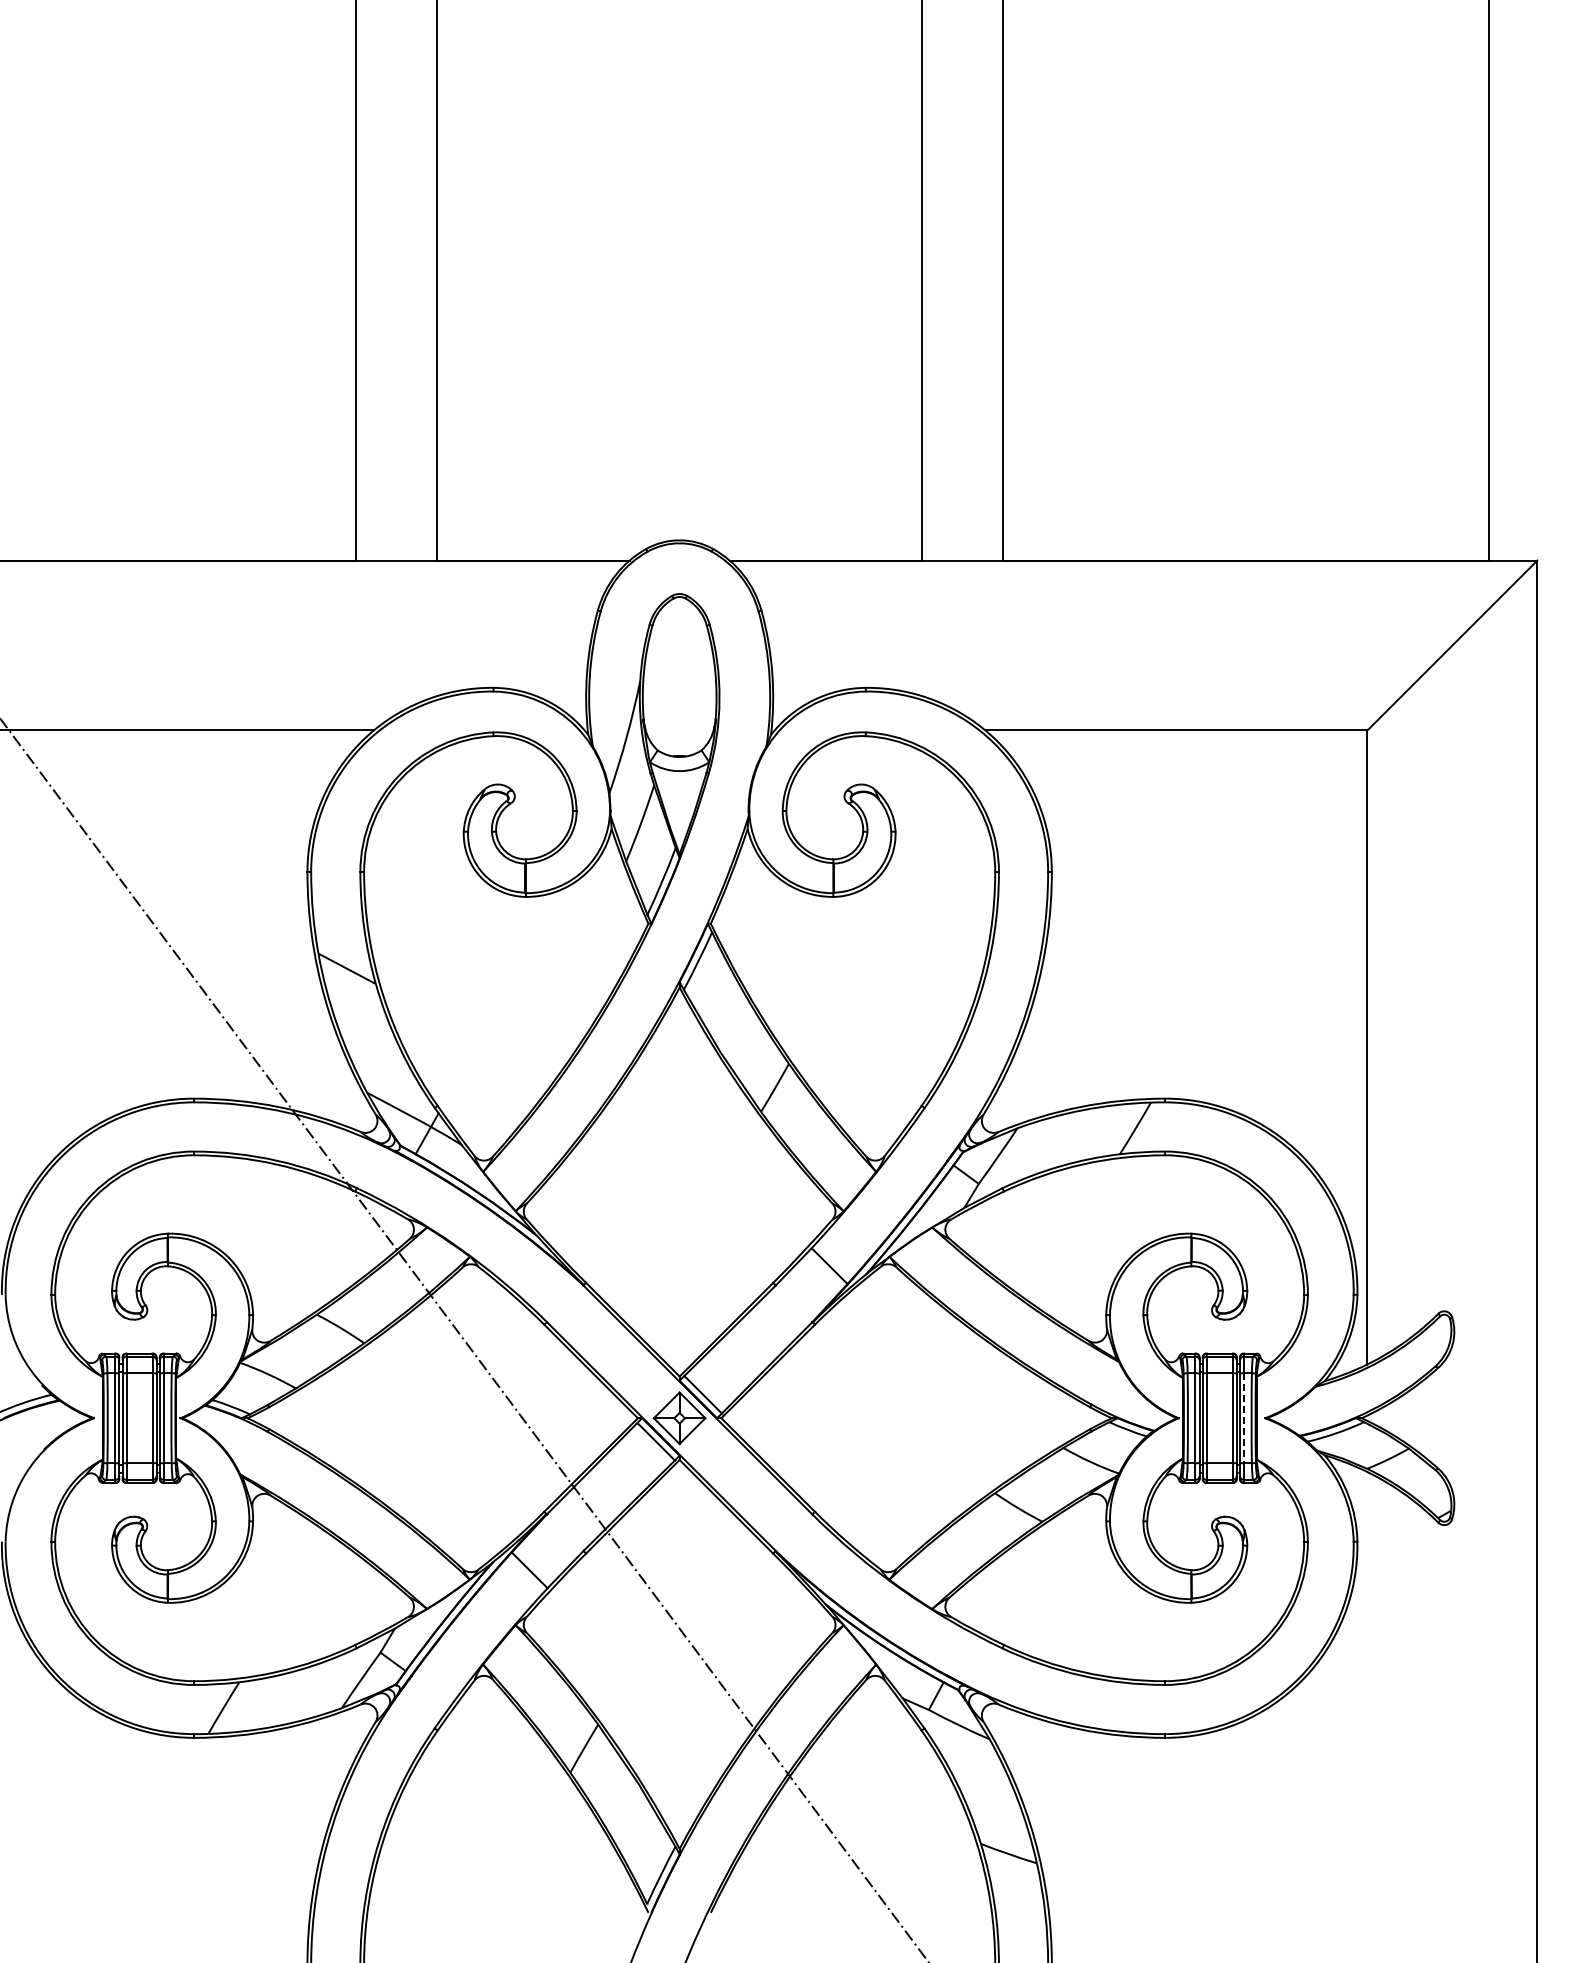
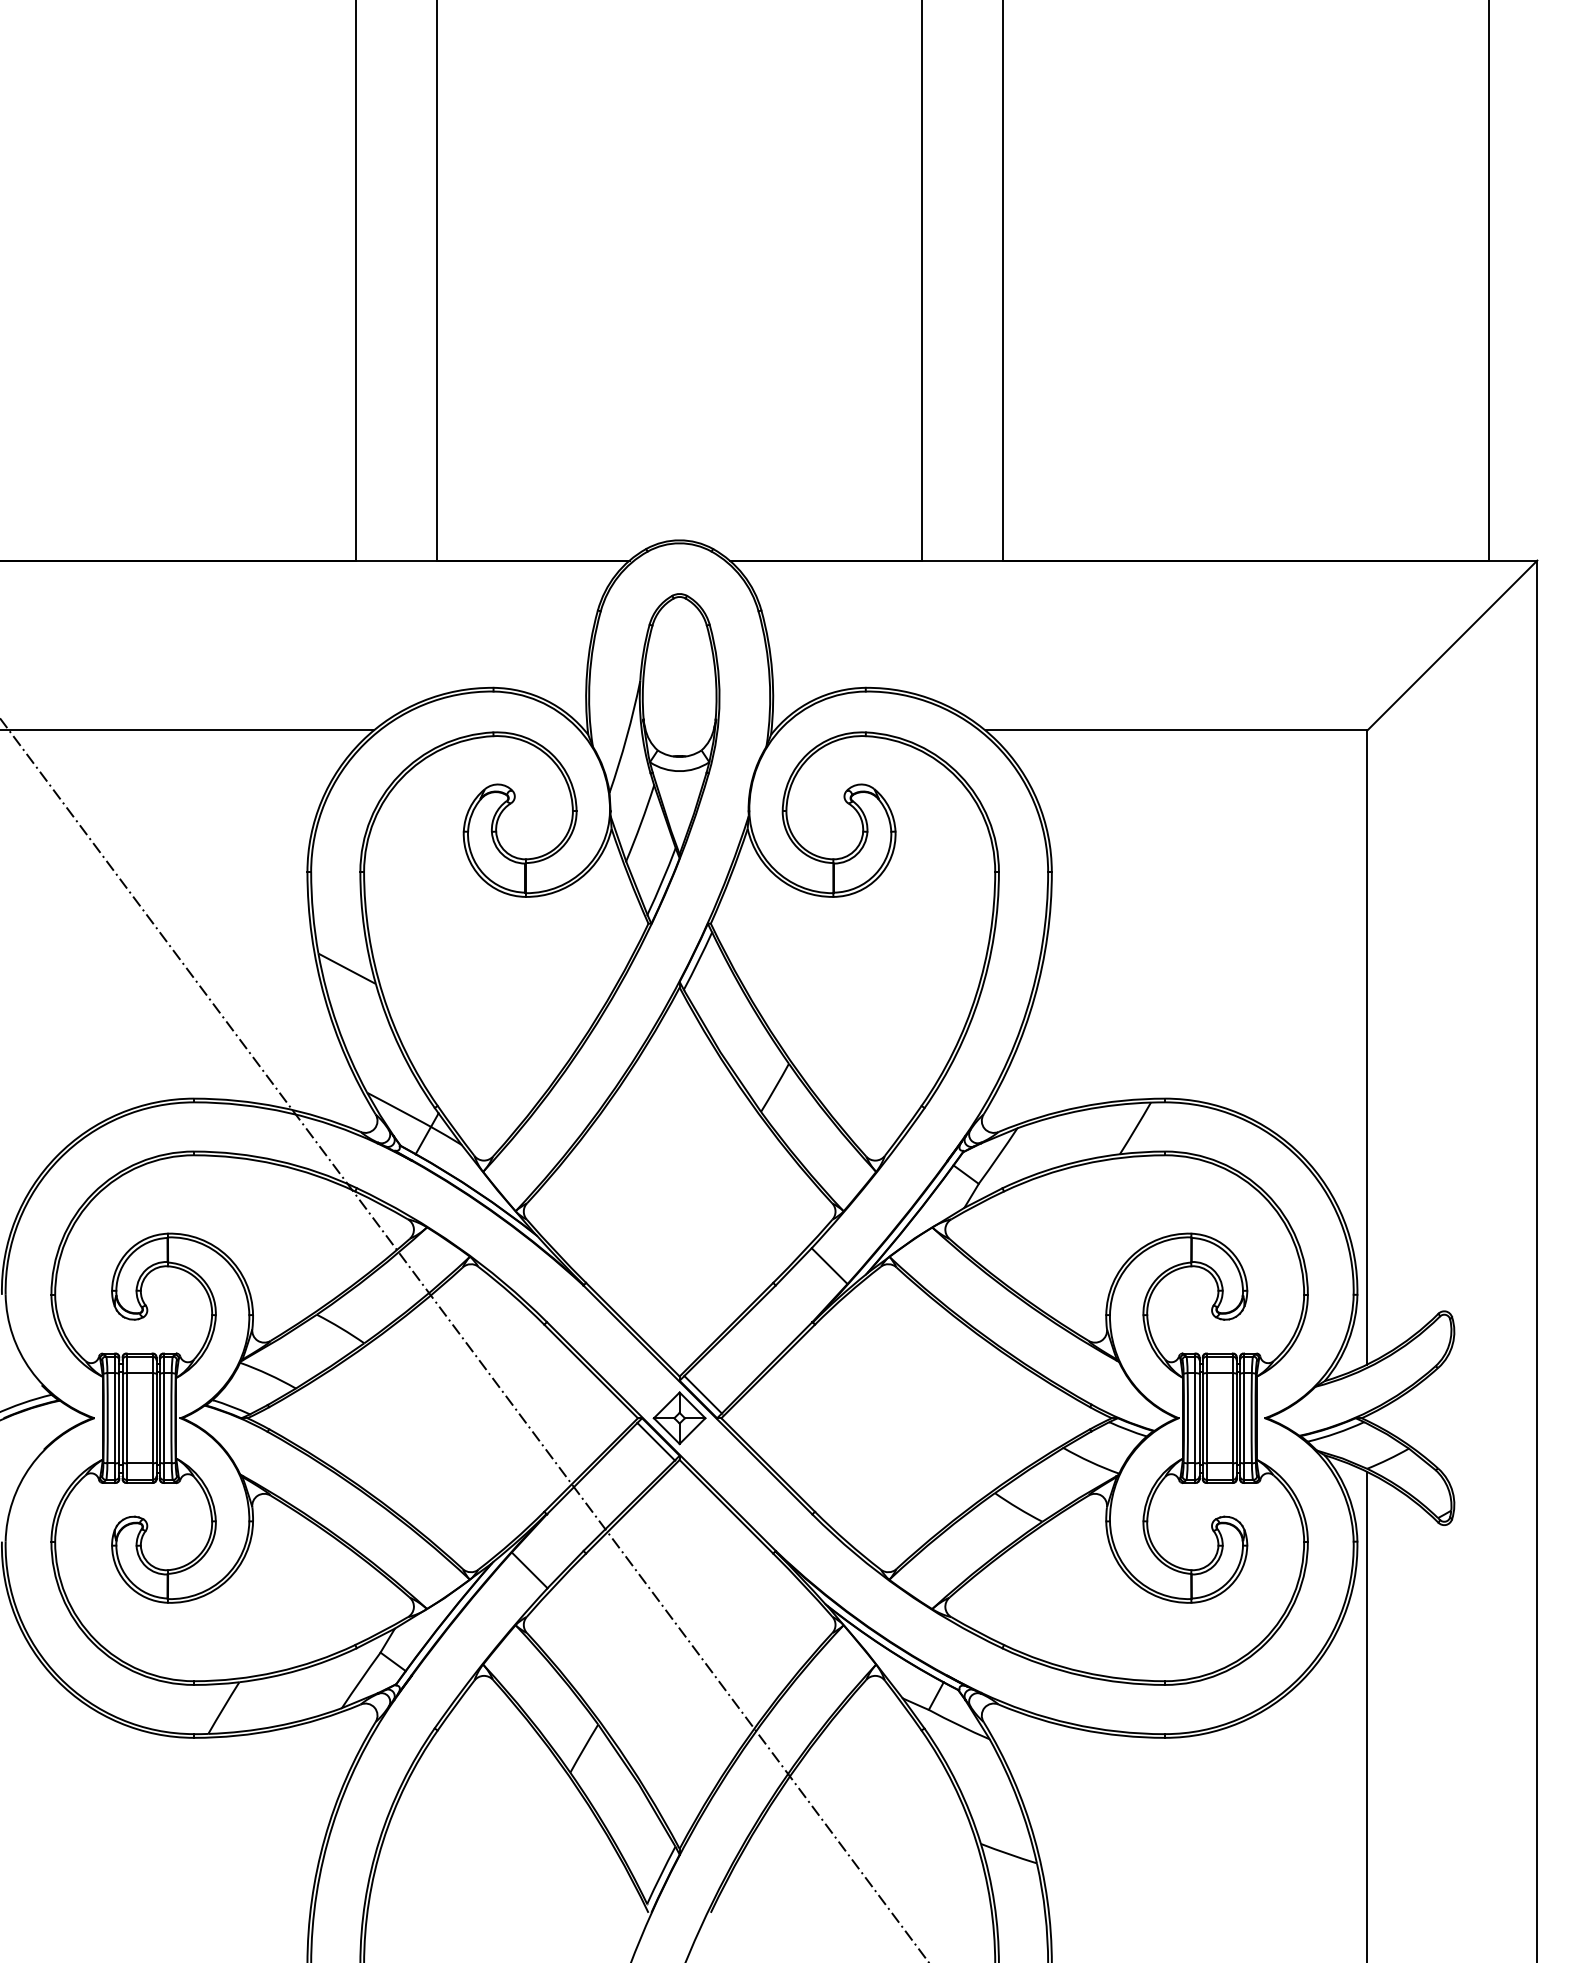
line: dashed -> solid (1244, 1418)
line: none -> present (1367, 1715)
